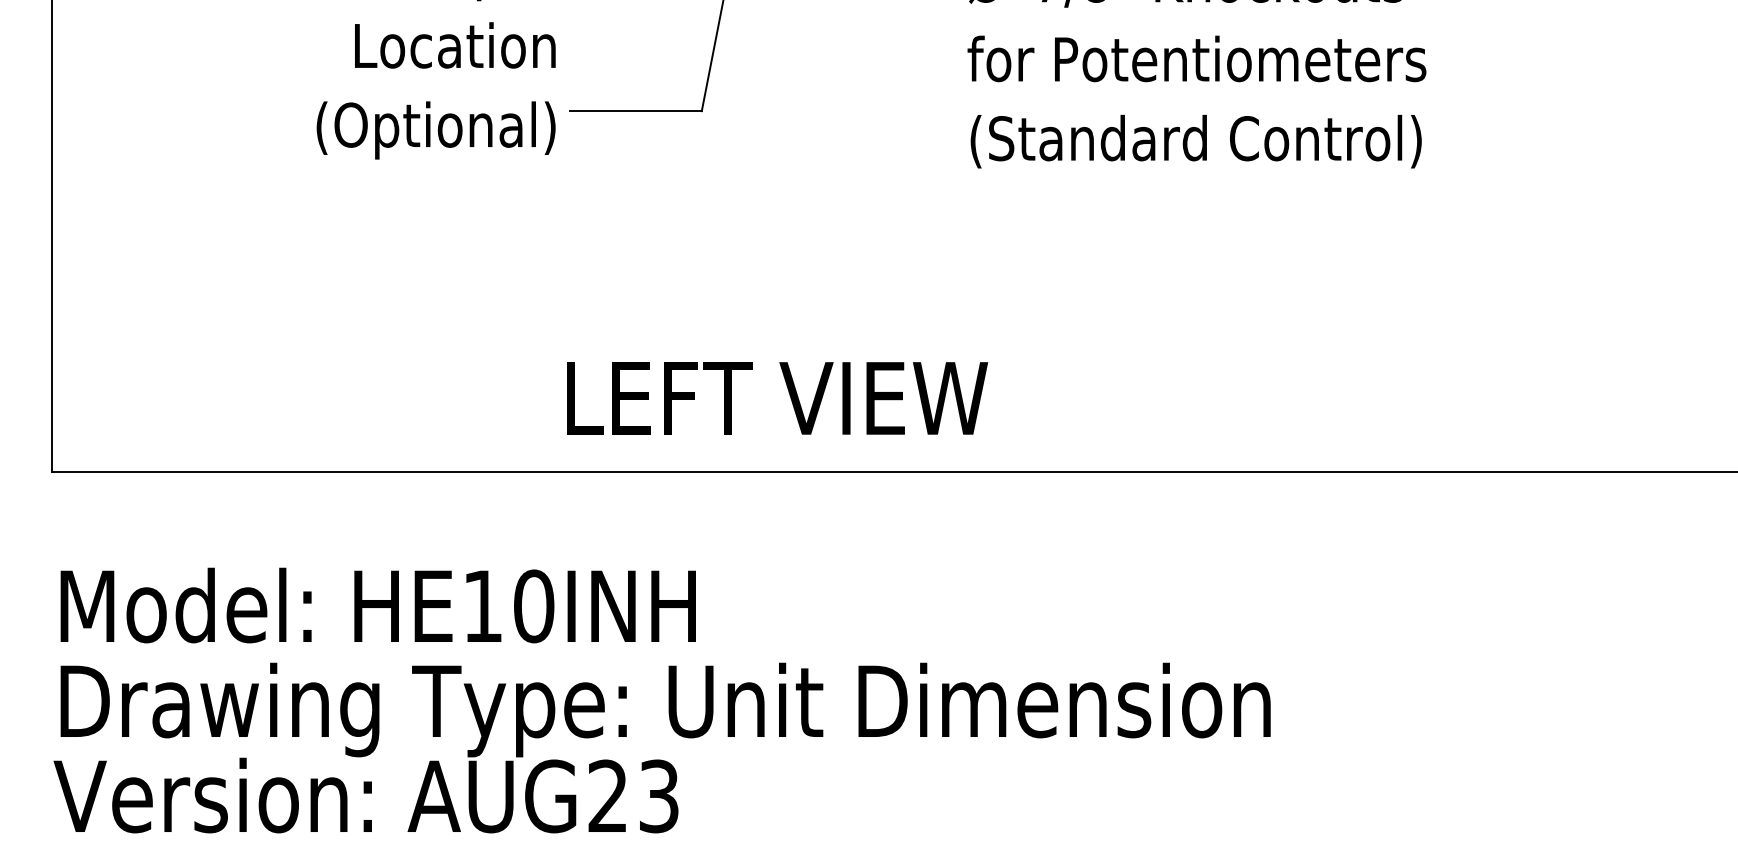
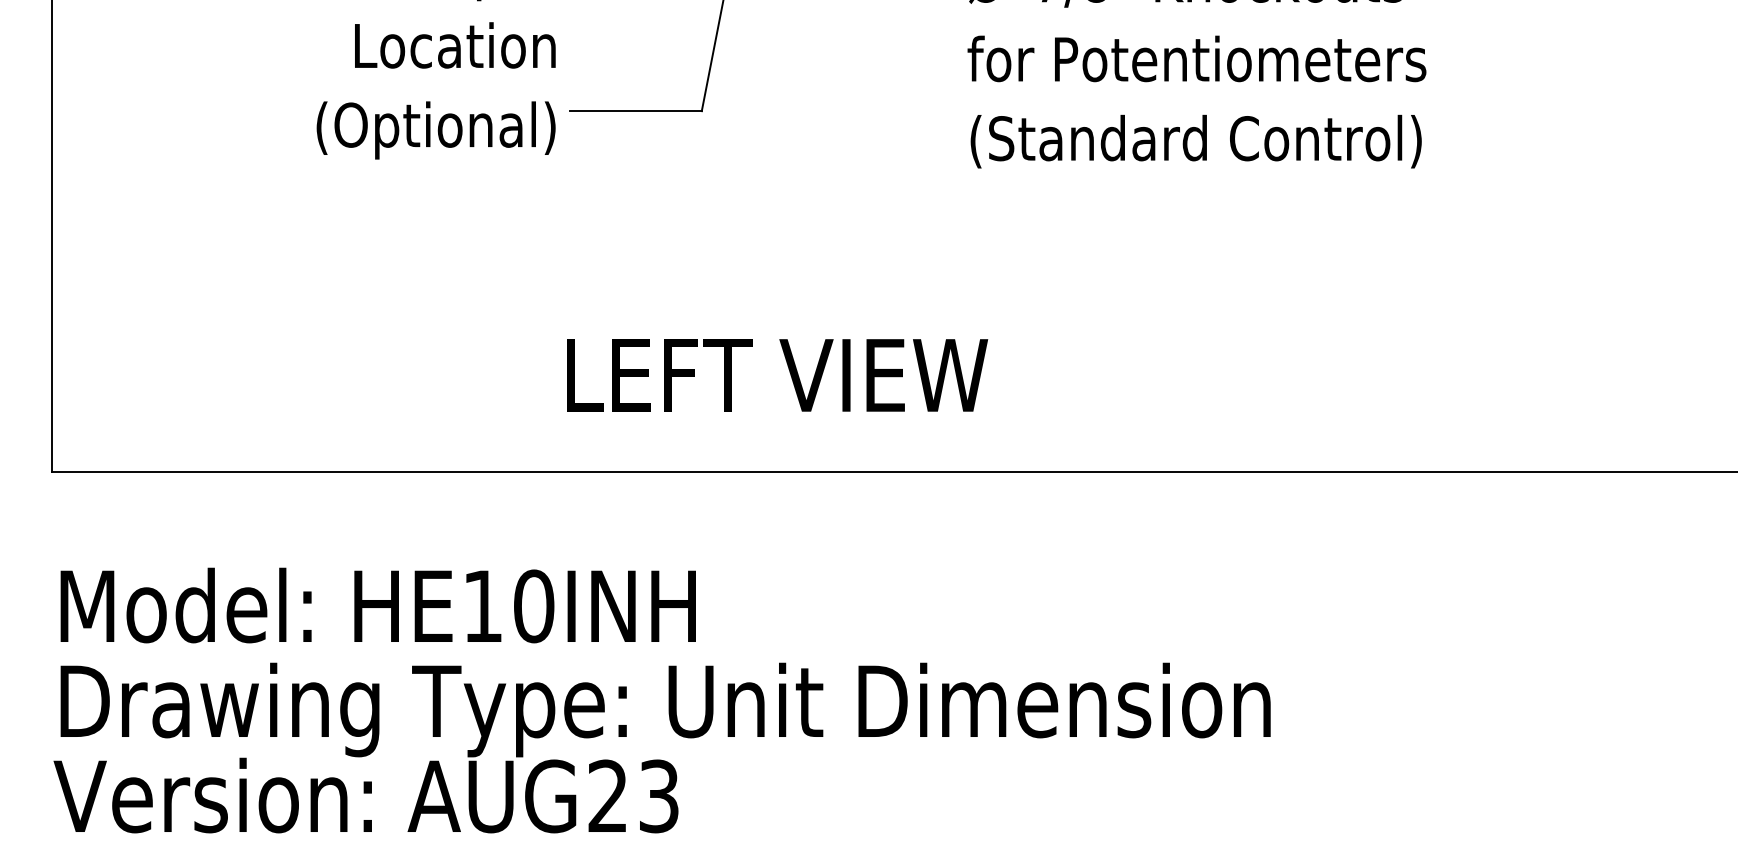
text position: (777, 398) -> (777, 375) (777, 375)
